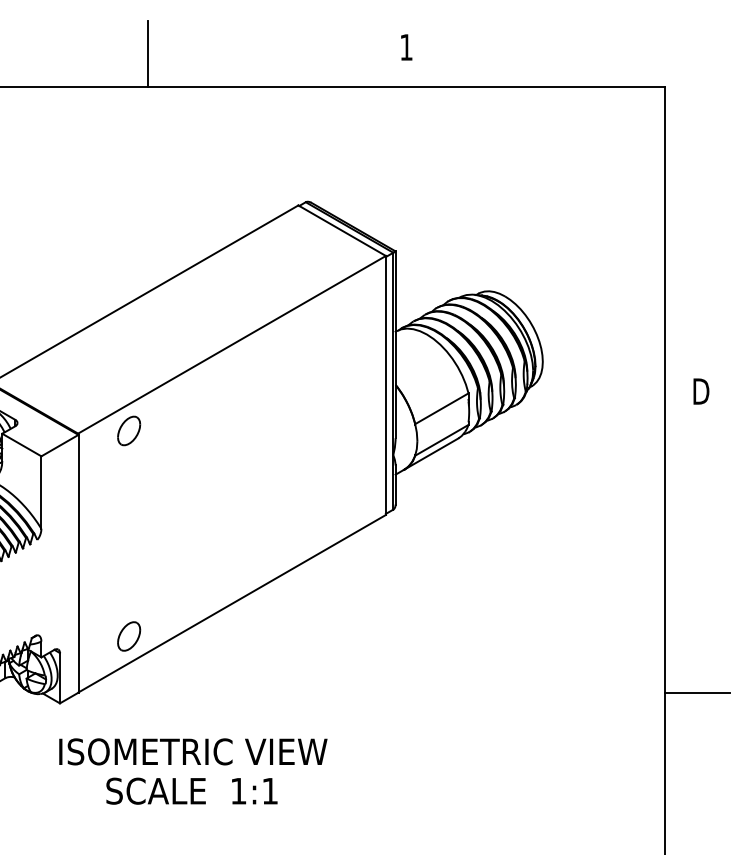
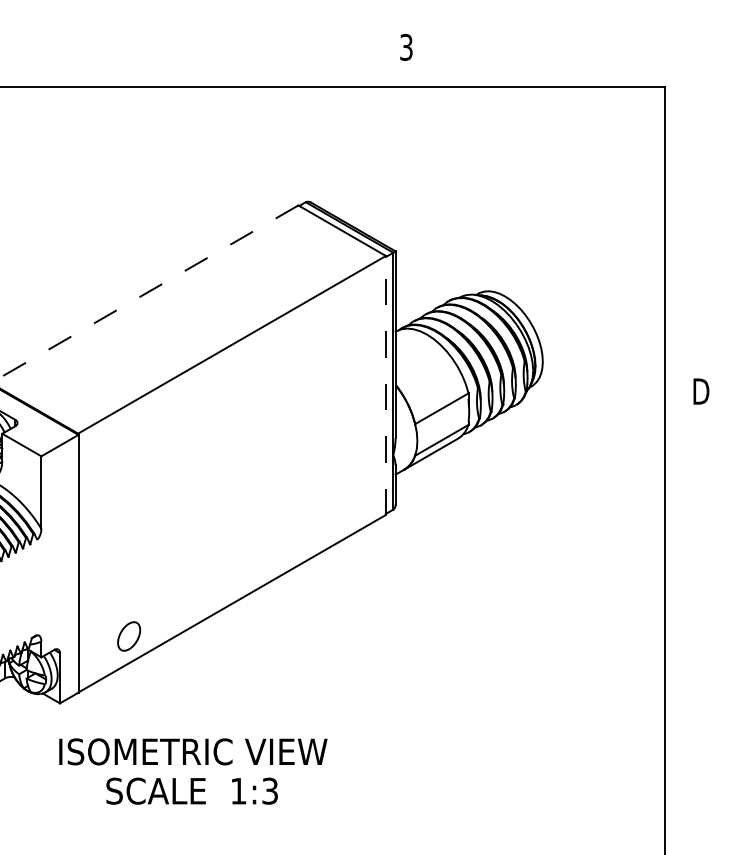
text: 1 -> 3 (406, 46)
line: present -> none (148, 53)
line: solid -> dashed (148, 291)
line: solid -> dashed (385, 385)
part: present -> none (129, 430)
line: present -> none (697, 693)
text: 1:1 -> 1:3 (269, 790)
